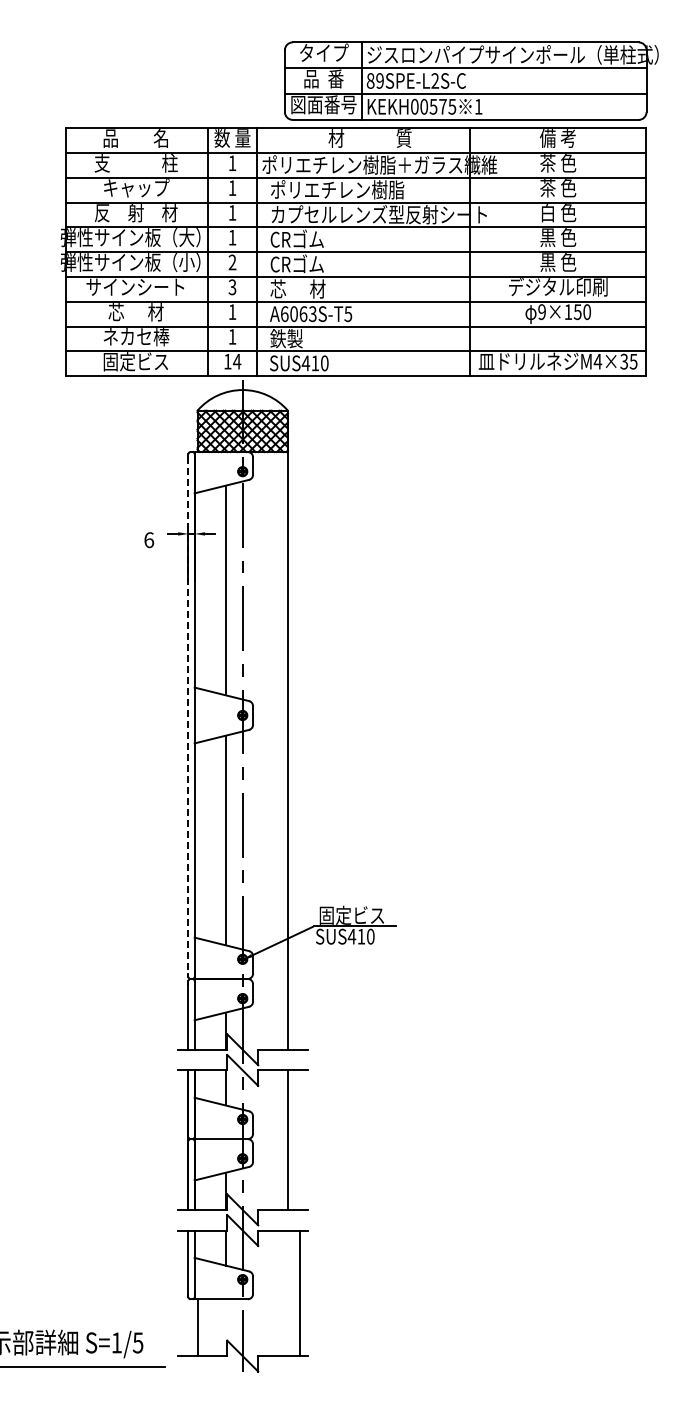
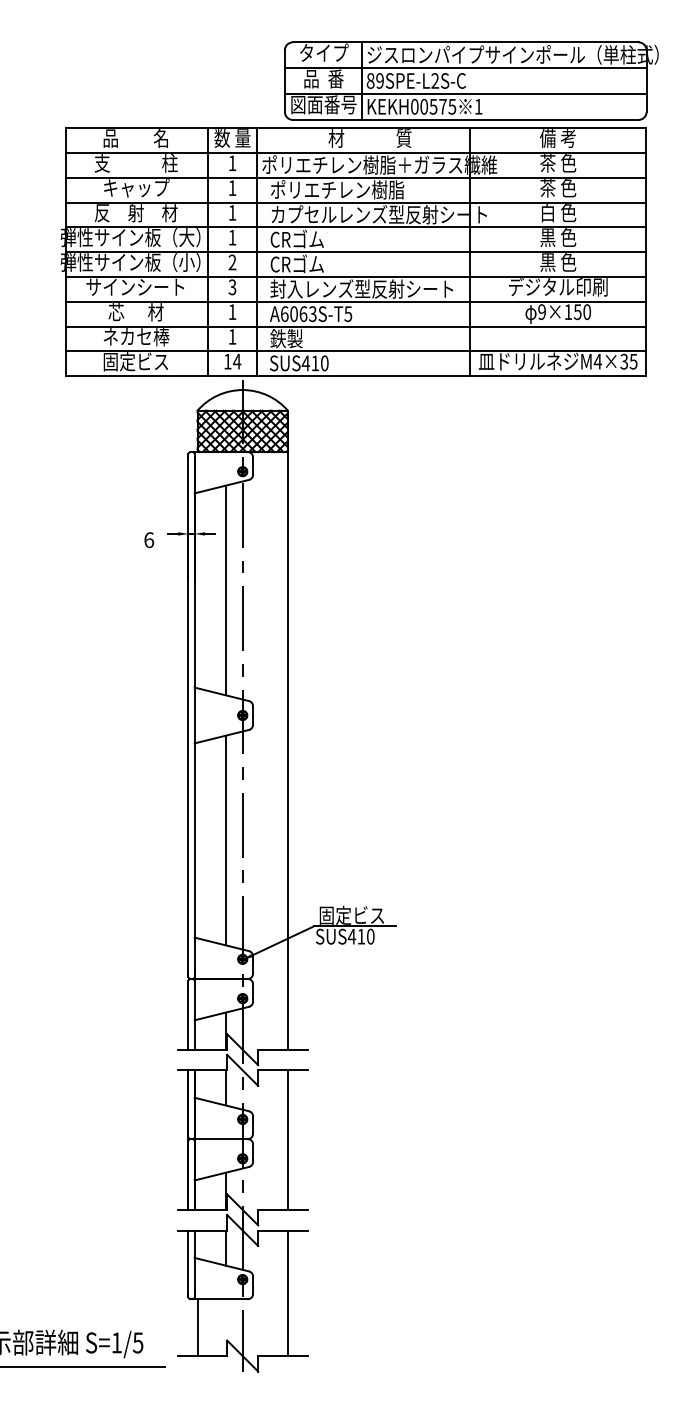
text: 芯      材 -> 封入レンズ型反射シート (361, 288)
line: dashed -> solid (188, 717)
line position: (299, 1293) -> (287, 1293) (287, 1293)
